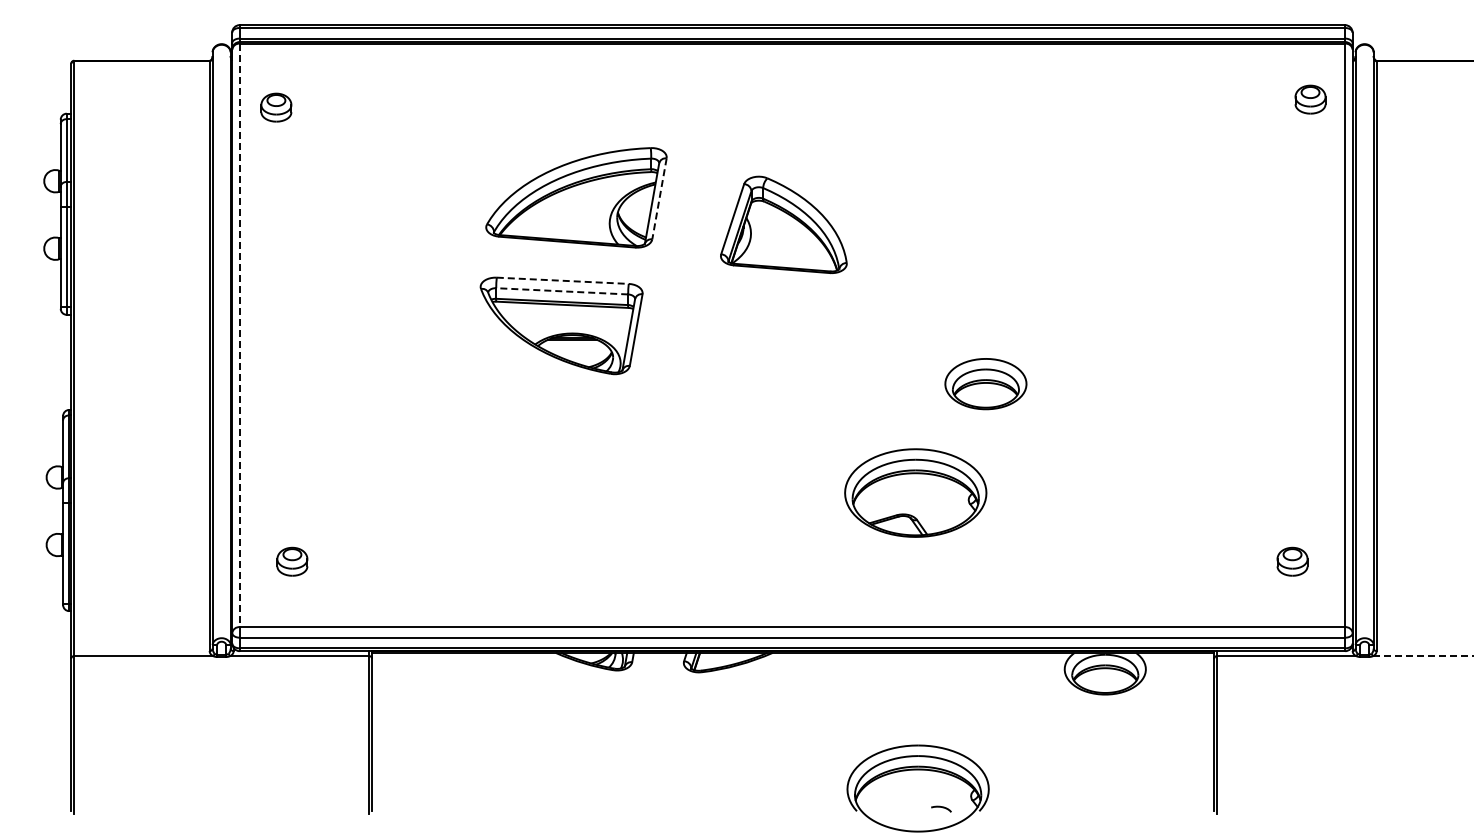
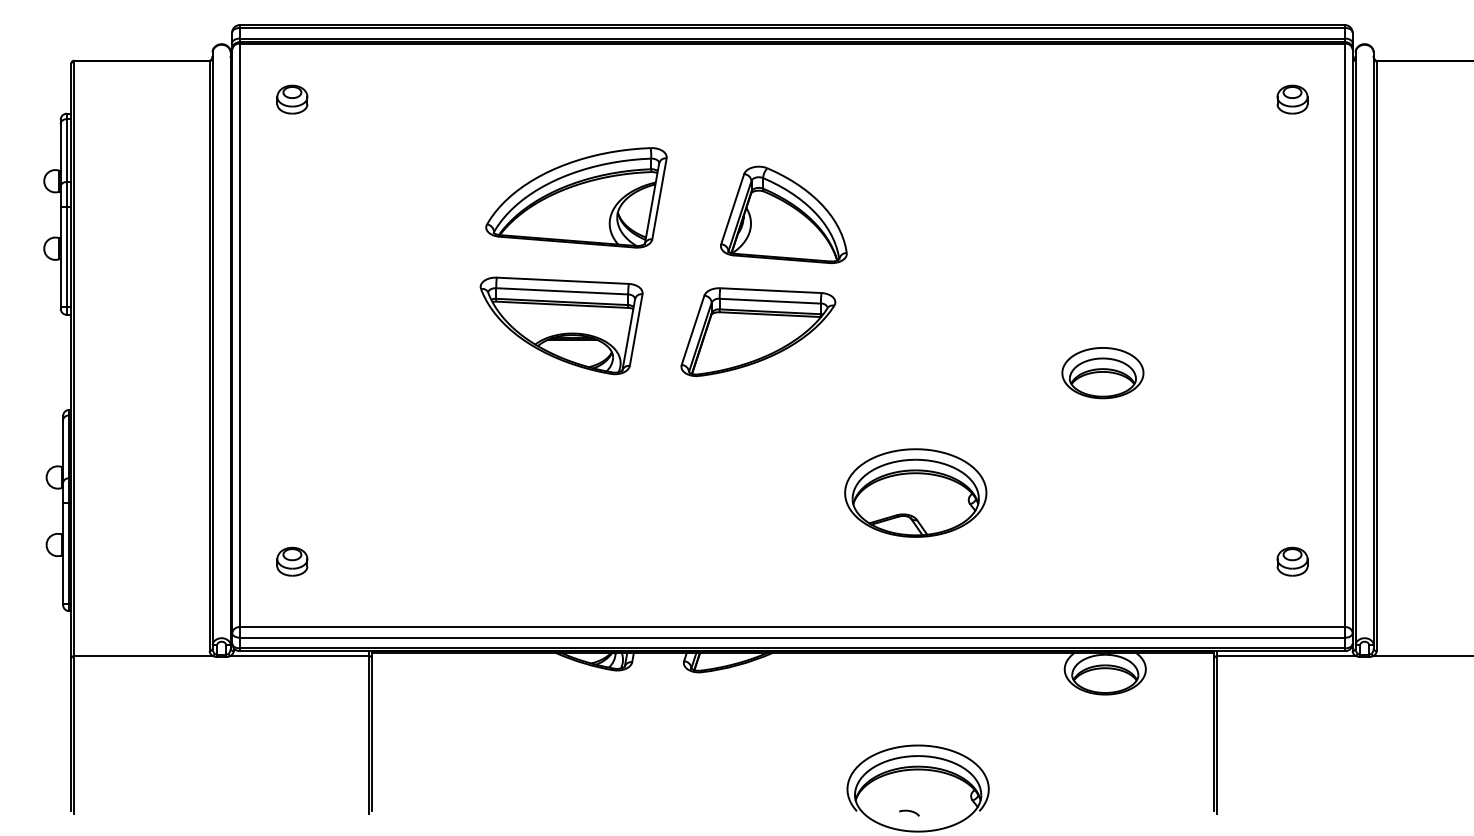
part position: (1310, 99) -> (1292, 99) (1292, 99)
part position: (276, 107) -> (292, 99) (292, 99)
line: dashed -> solid (659, 199)
part position: (783, 224) -> (783, 214) (783, 214)
line: dashed -> solid (563, 280)
line: dashed -> solid (561, 291)
part: none -> present (758, 331)
line: dashed -> solid (239, 335)
part position: (985, 384) -> (1102, 373) (1102, 373)
line: dashed -> solid (1423, 656)
curve position: (941, 807) -> (909, 811) (909, 811)
